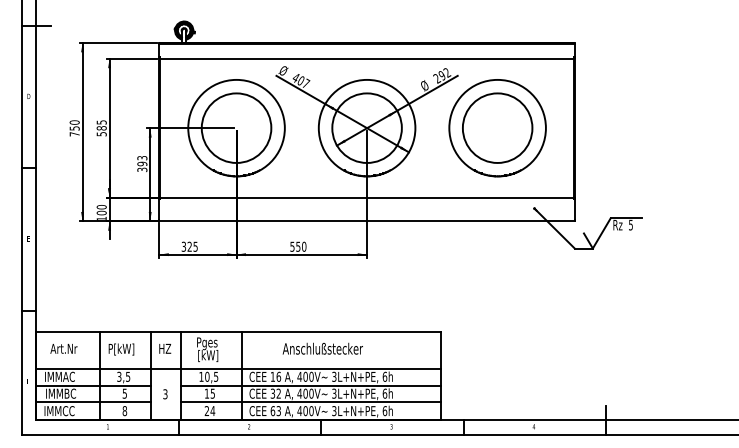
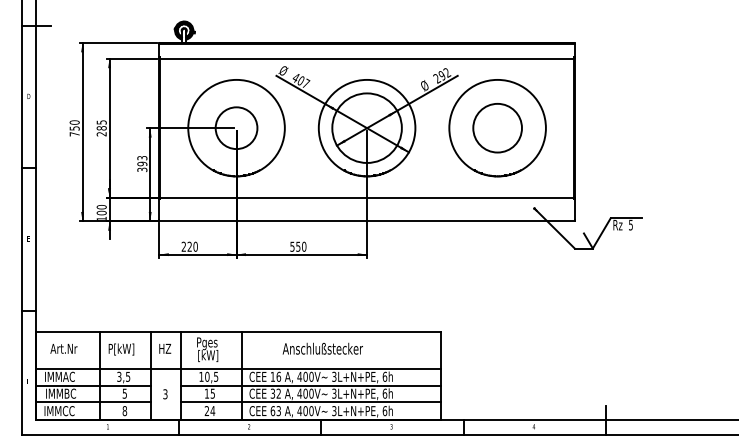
circle diameter: 70 px -> 42 px (236, 128)
circle diameter: 70 px -> 49 px (497, 127)
text: 585 -> 285 (101, 134)
text: 325 -> 220 (189, 246)
